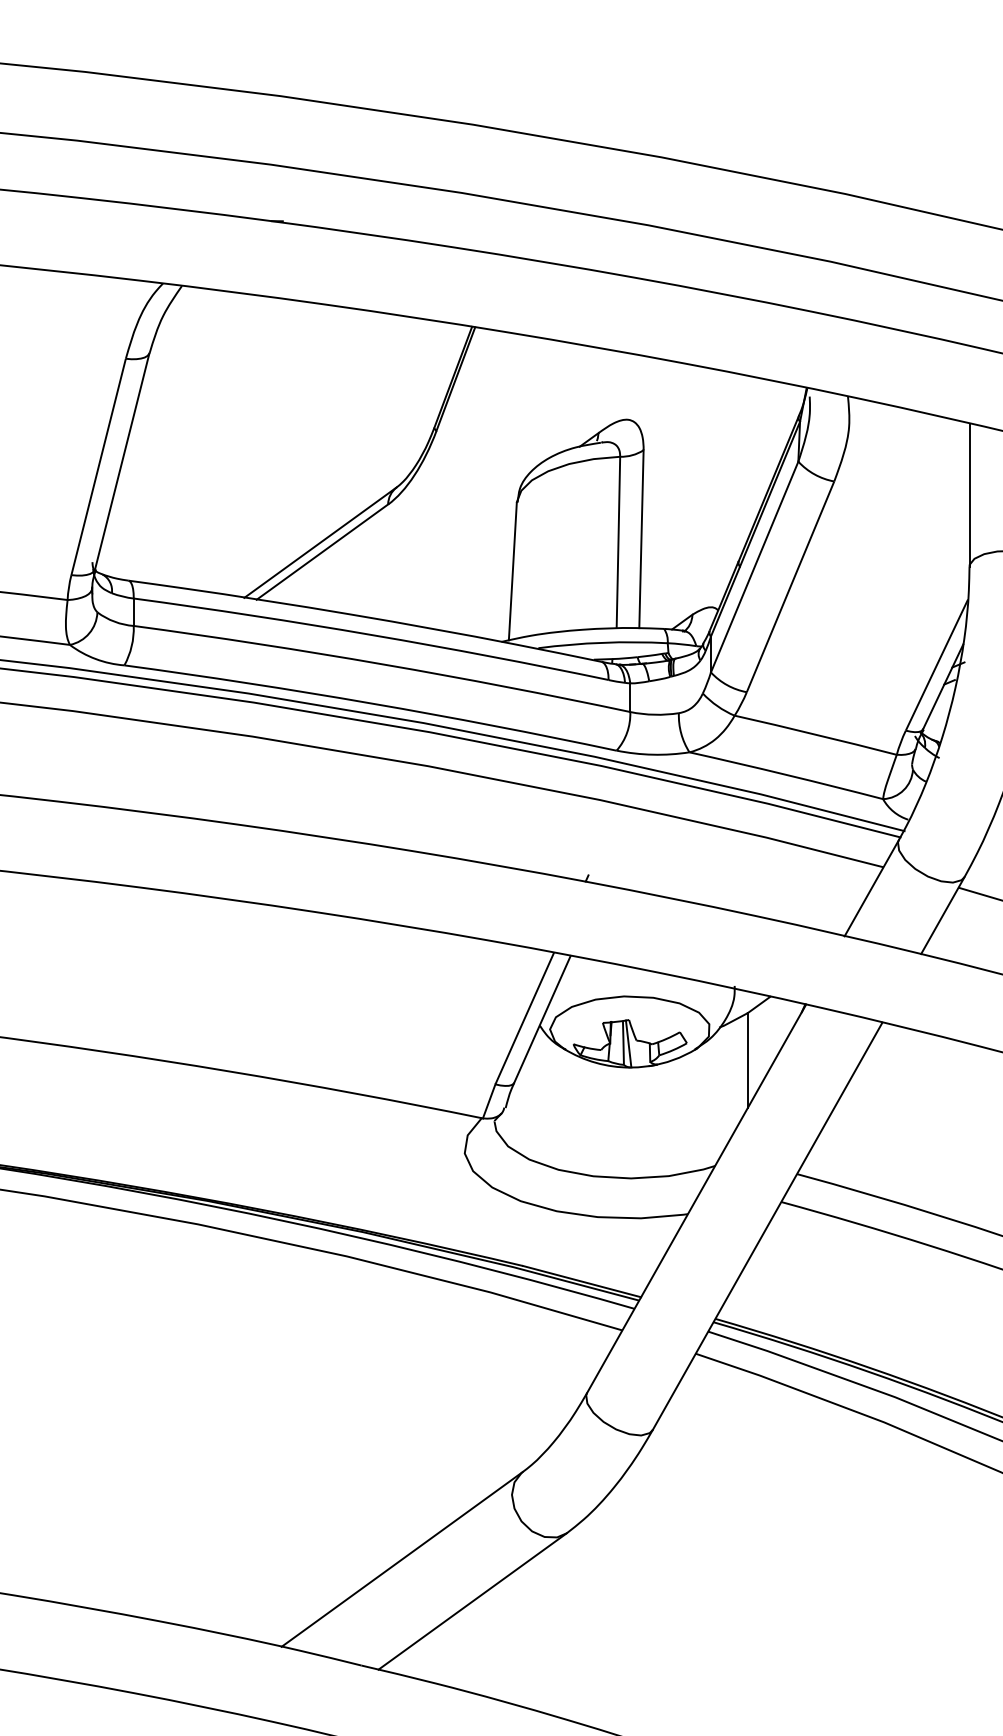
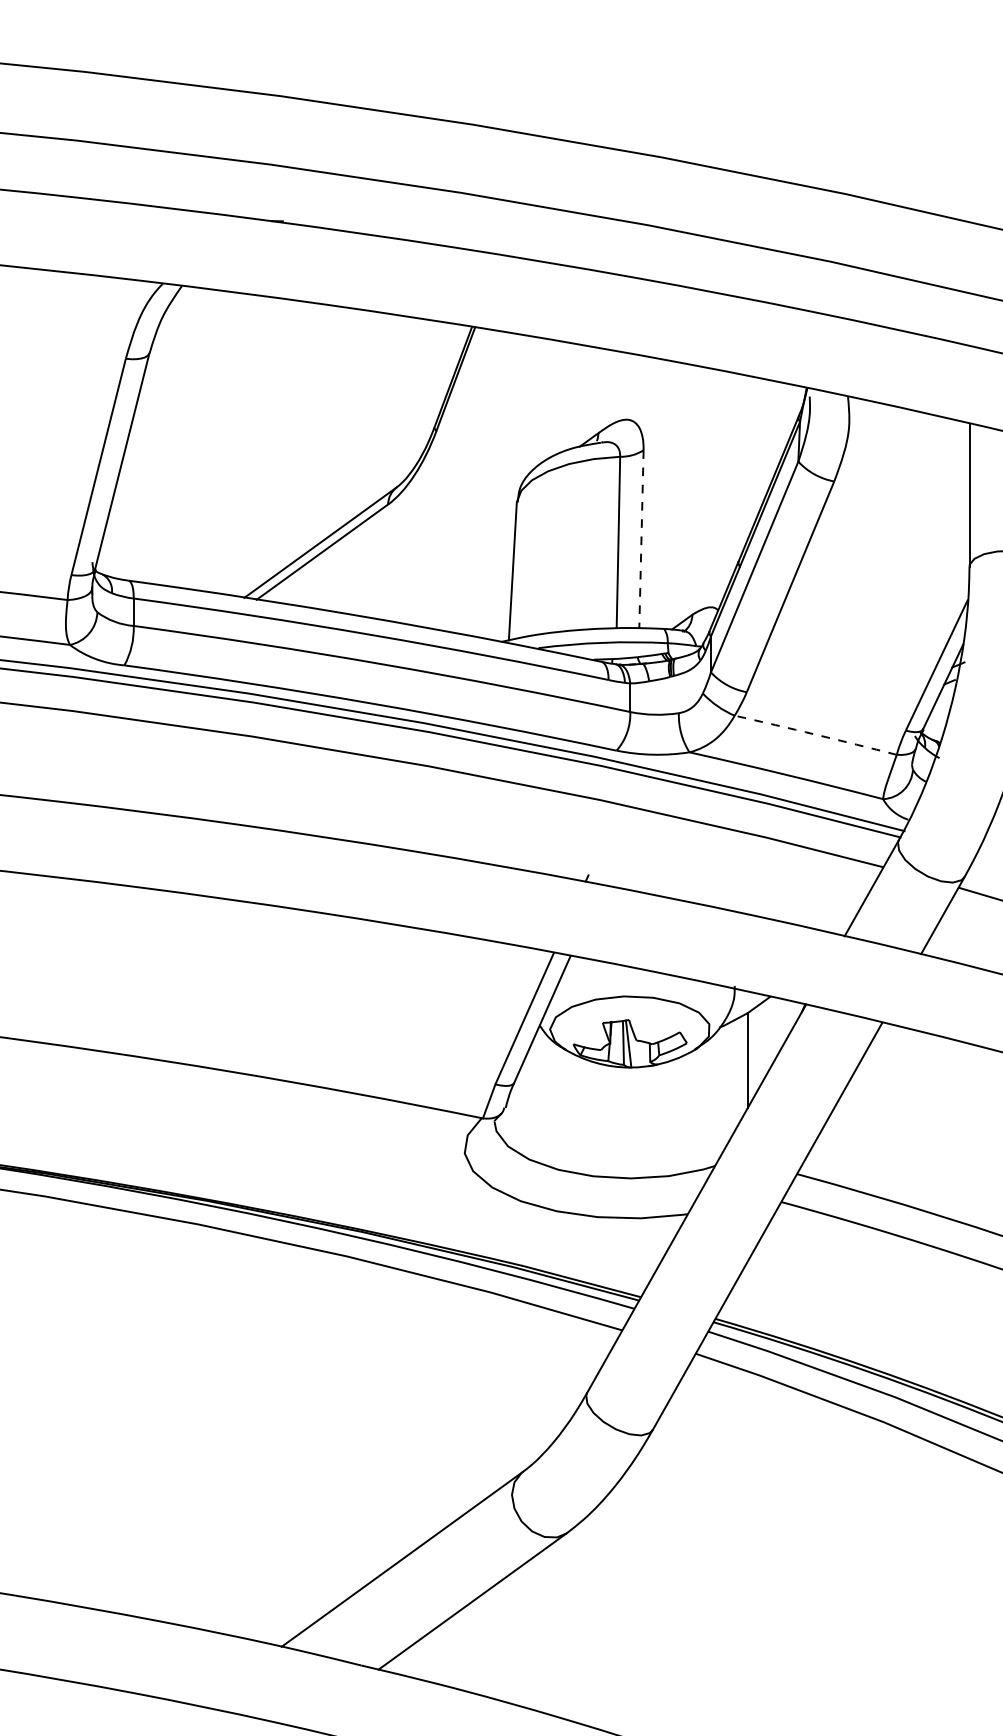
line: solid -> dashed (641, 539)
arc: solid -> dashed (815, 734)
